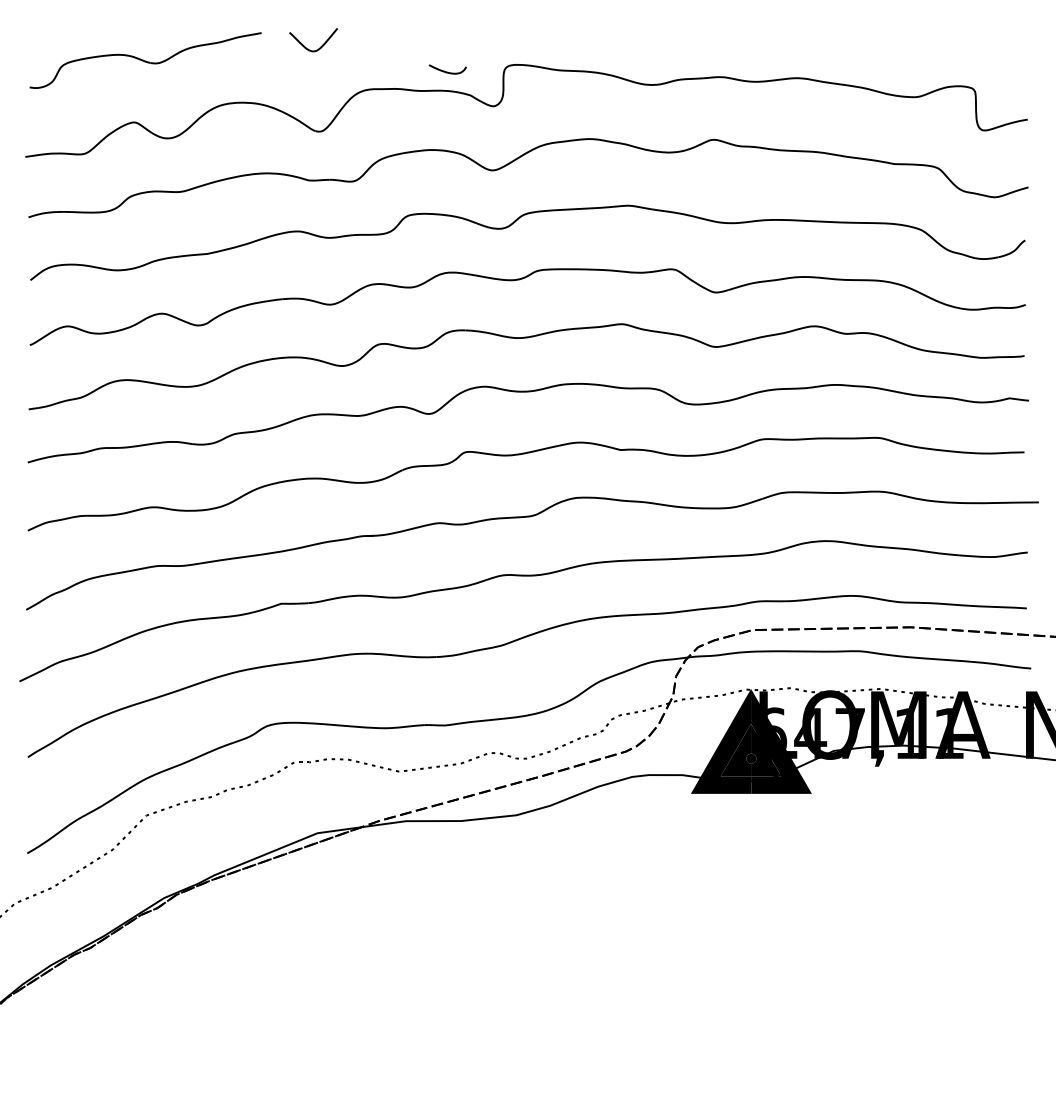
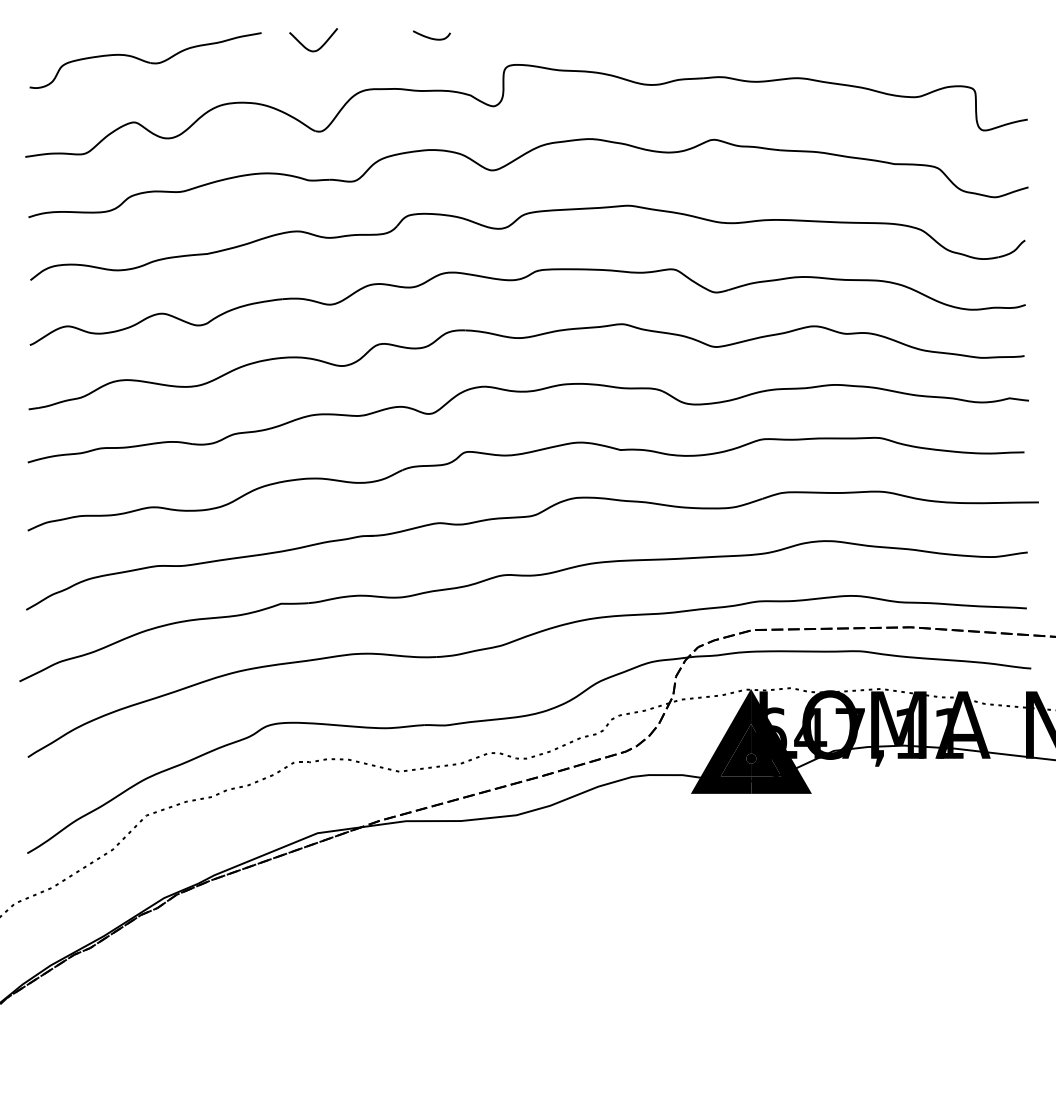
curve position: (447, 71) -> (431, 37) (431, 37)
